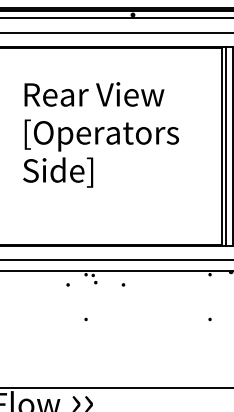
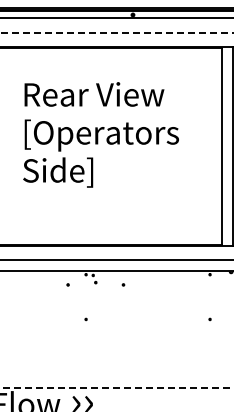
line: solid -> dashed (117, 33)
line: present -> none (225, 146)
line: solid -> dashed (116, 387)
